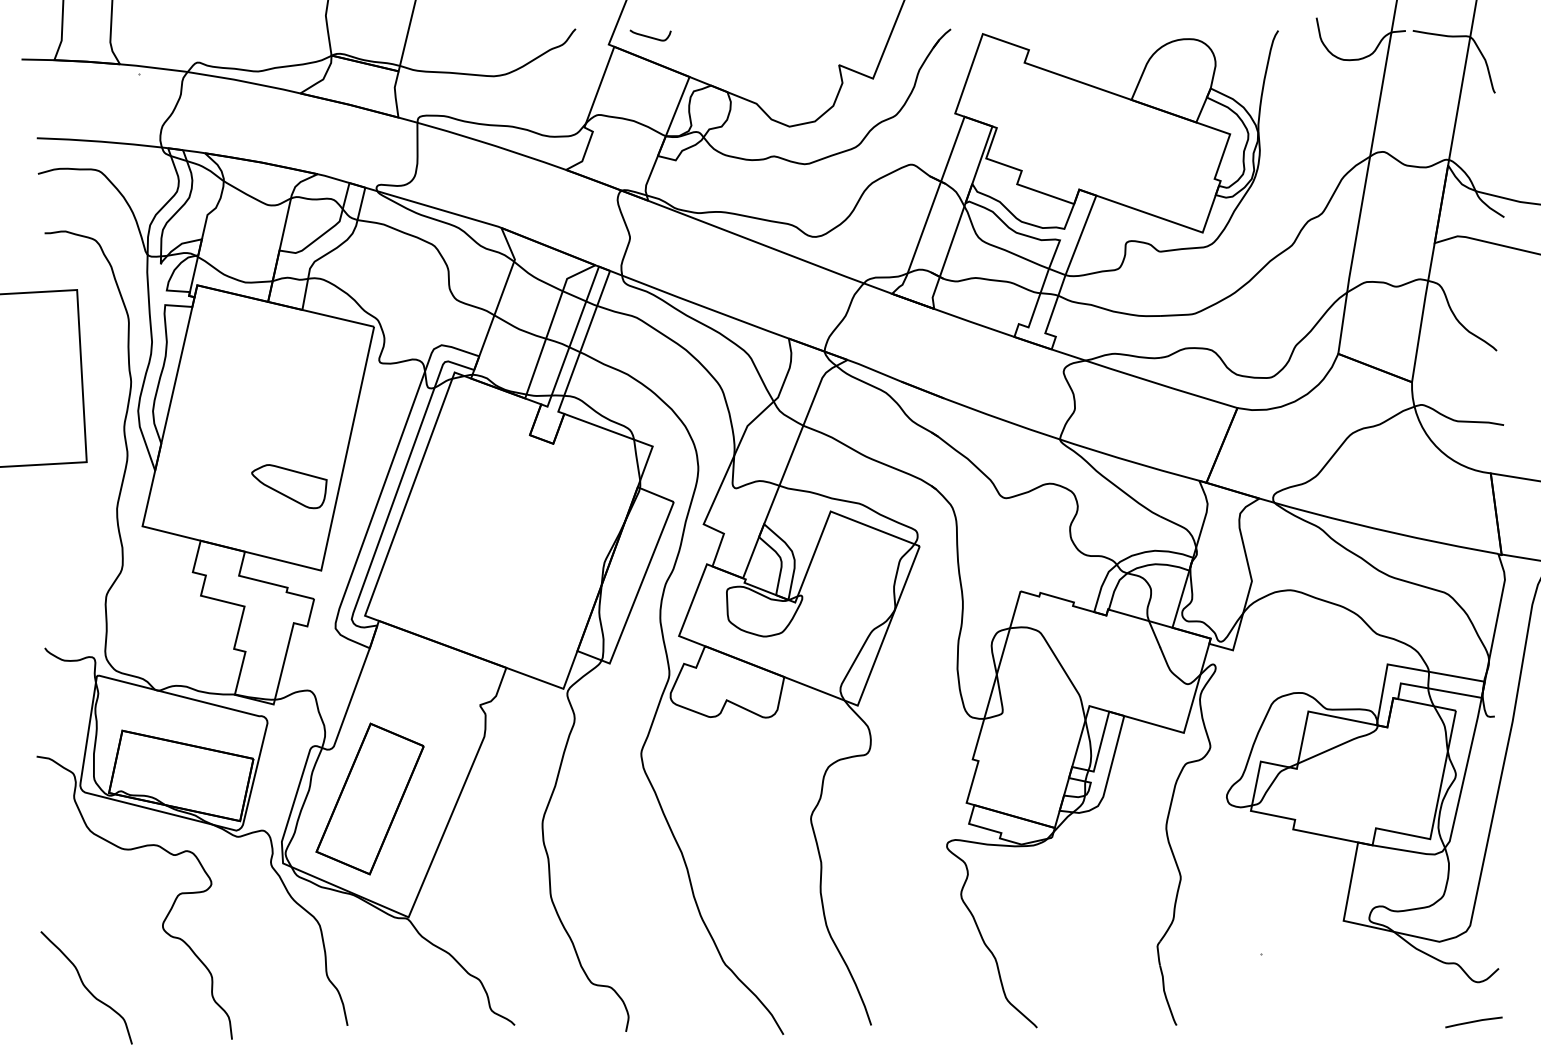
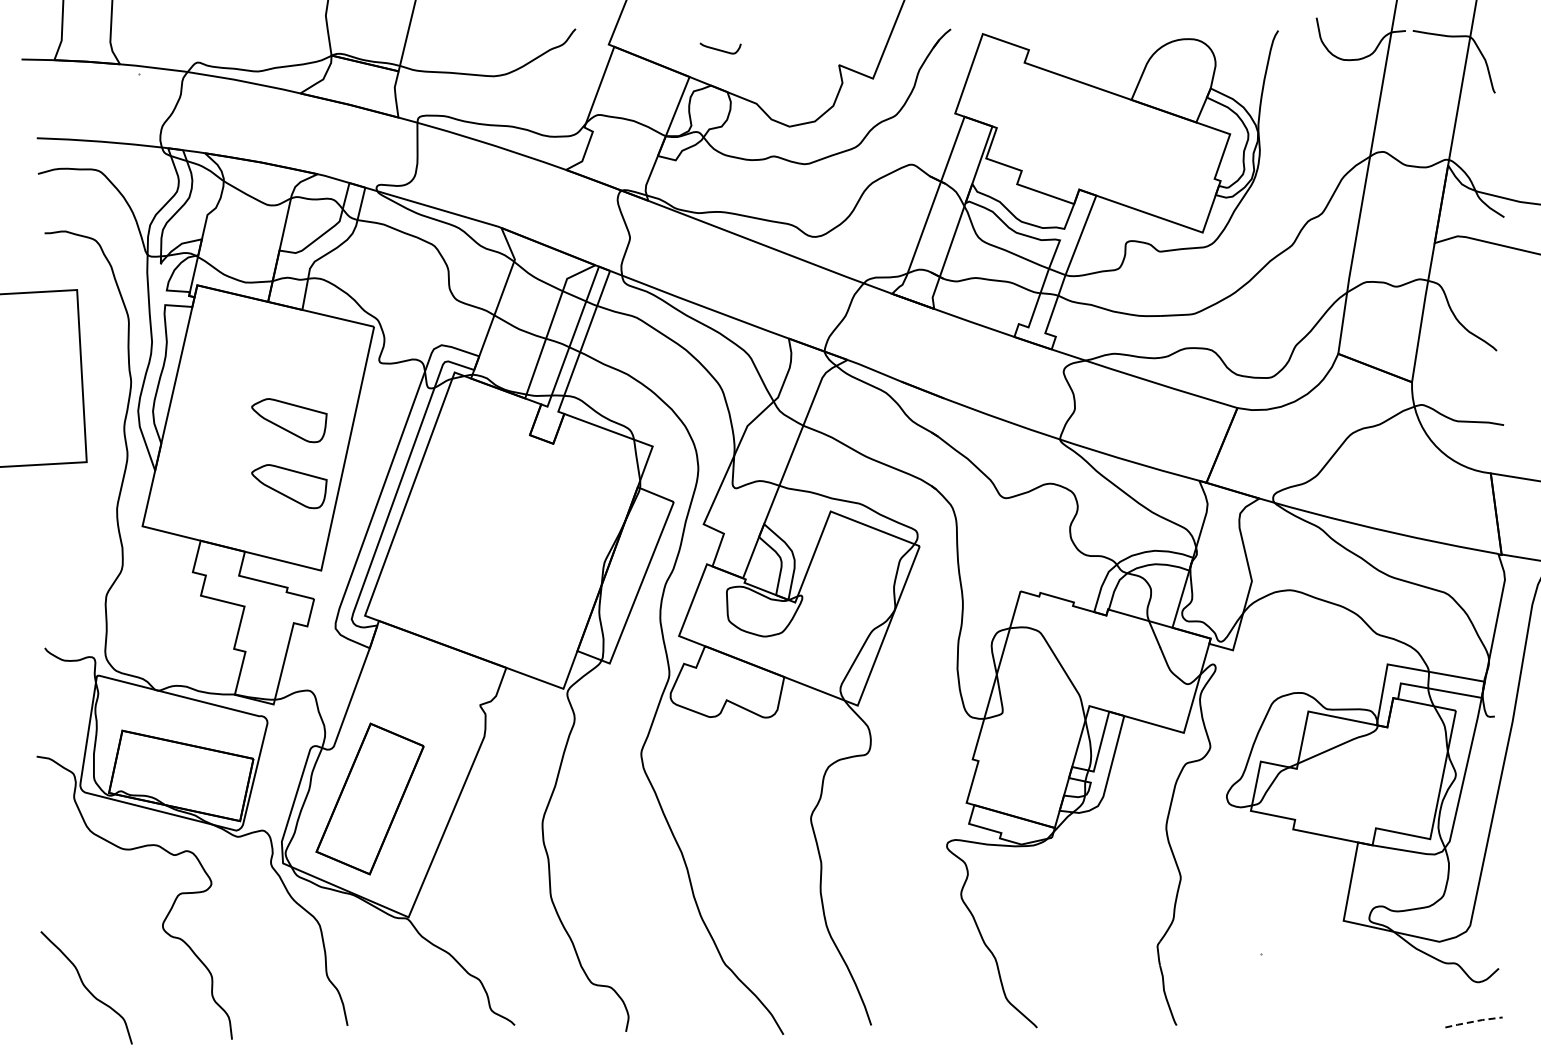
curve position: (650, 36) -> (720, 49) (720, 49)
part: none -> present (289, 420)
line: solid -> dashed (1473, 1021)
